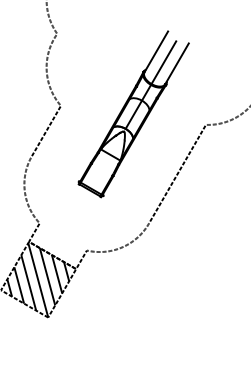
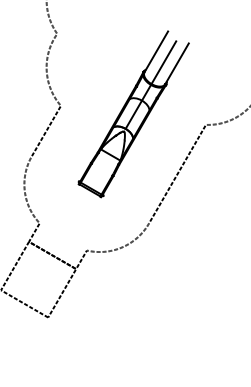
hatch: present -> none (41, 280)
